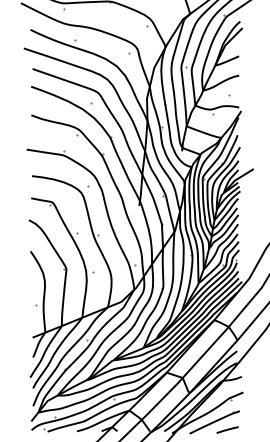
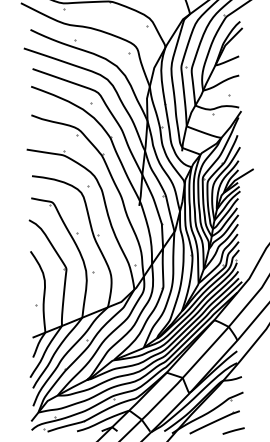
line position: (227, 429) -> (233, 430) (233, 430)
